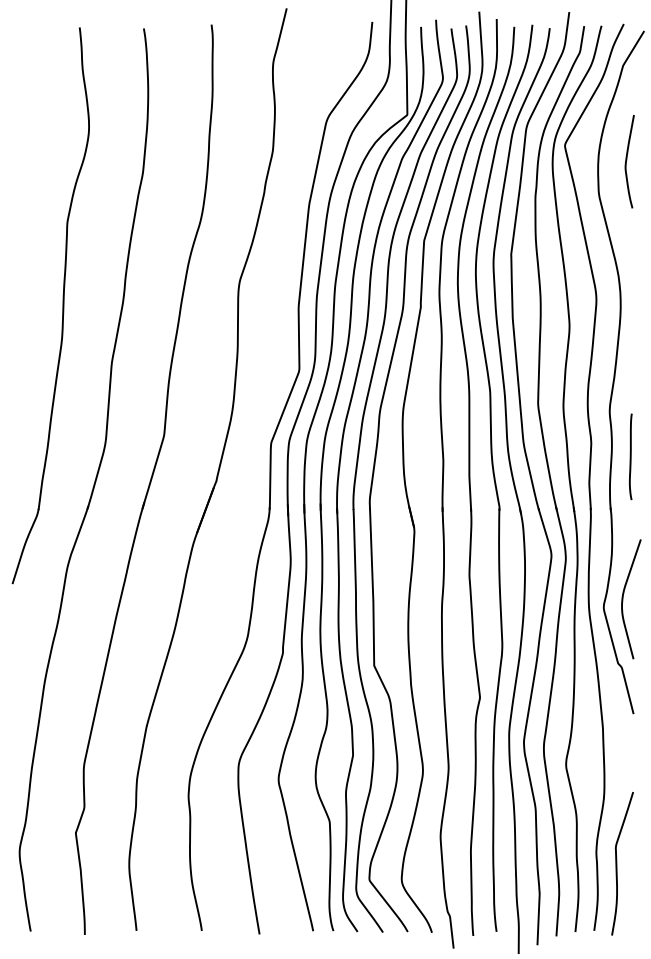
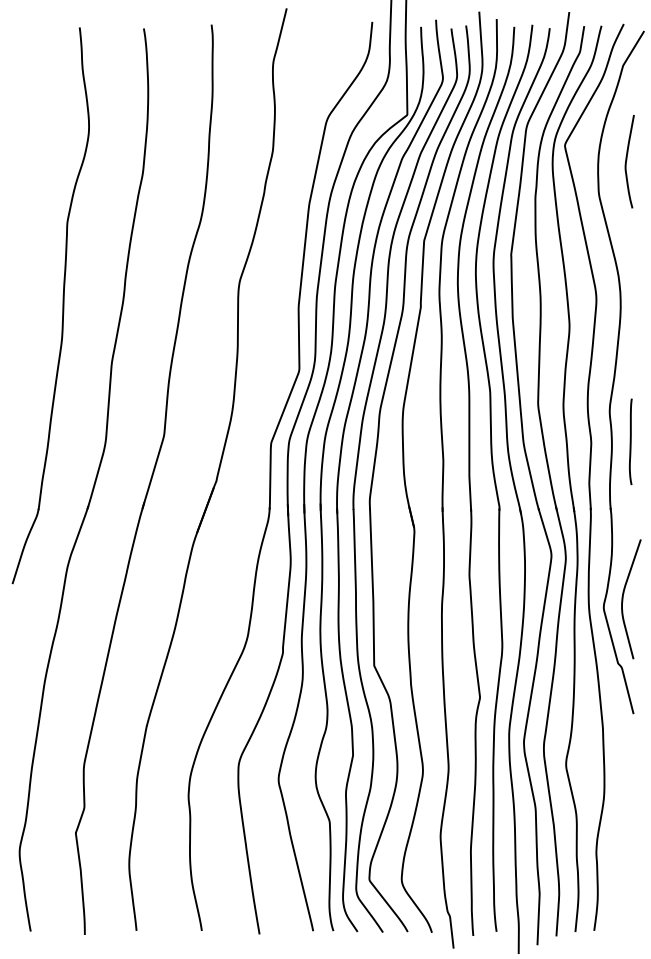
curve position: (630, 456) -> (630, 441) (630, 441)
curve: present -> none (617, 863)
